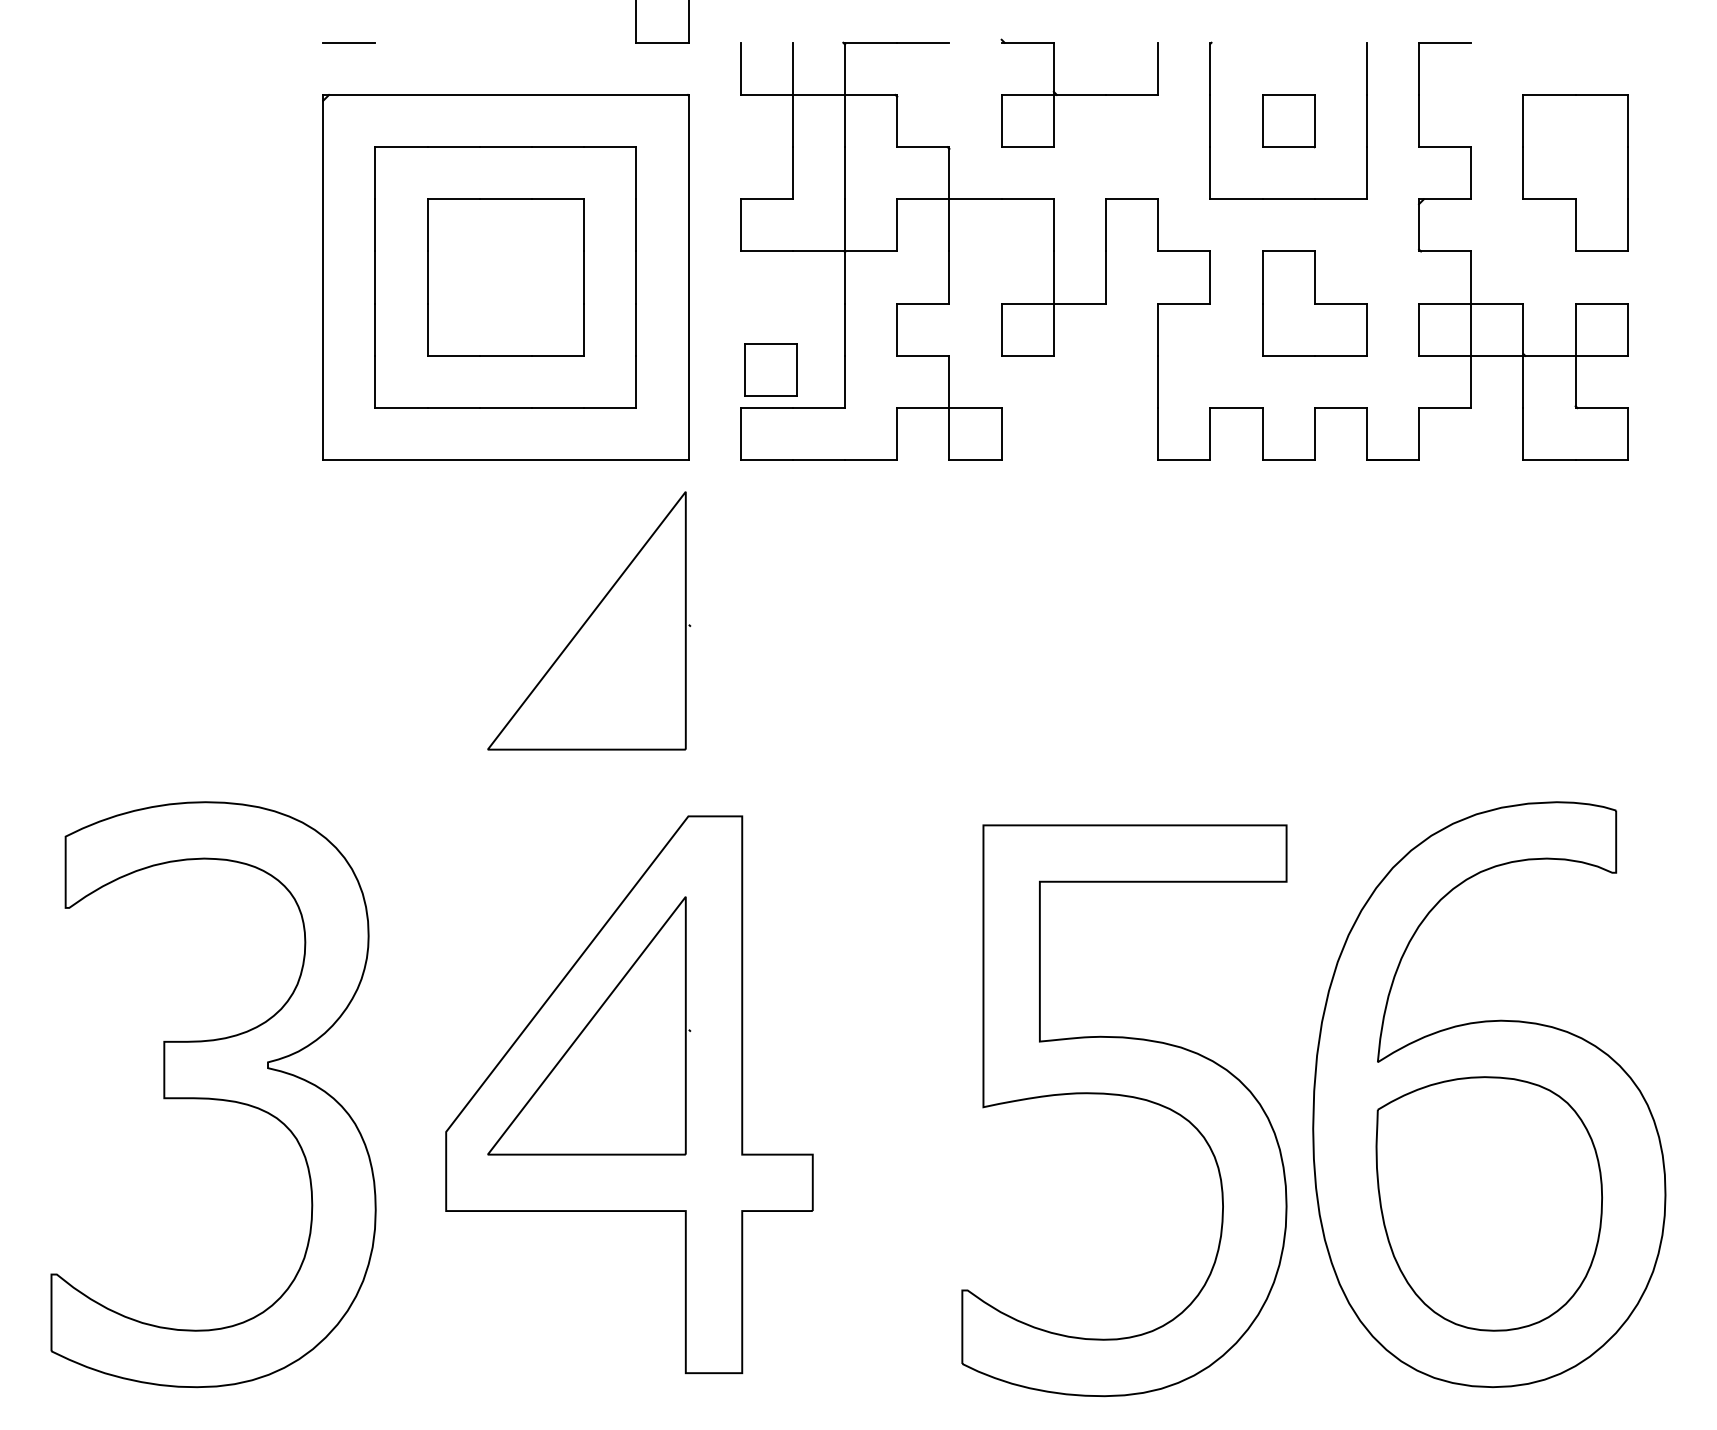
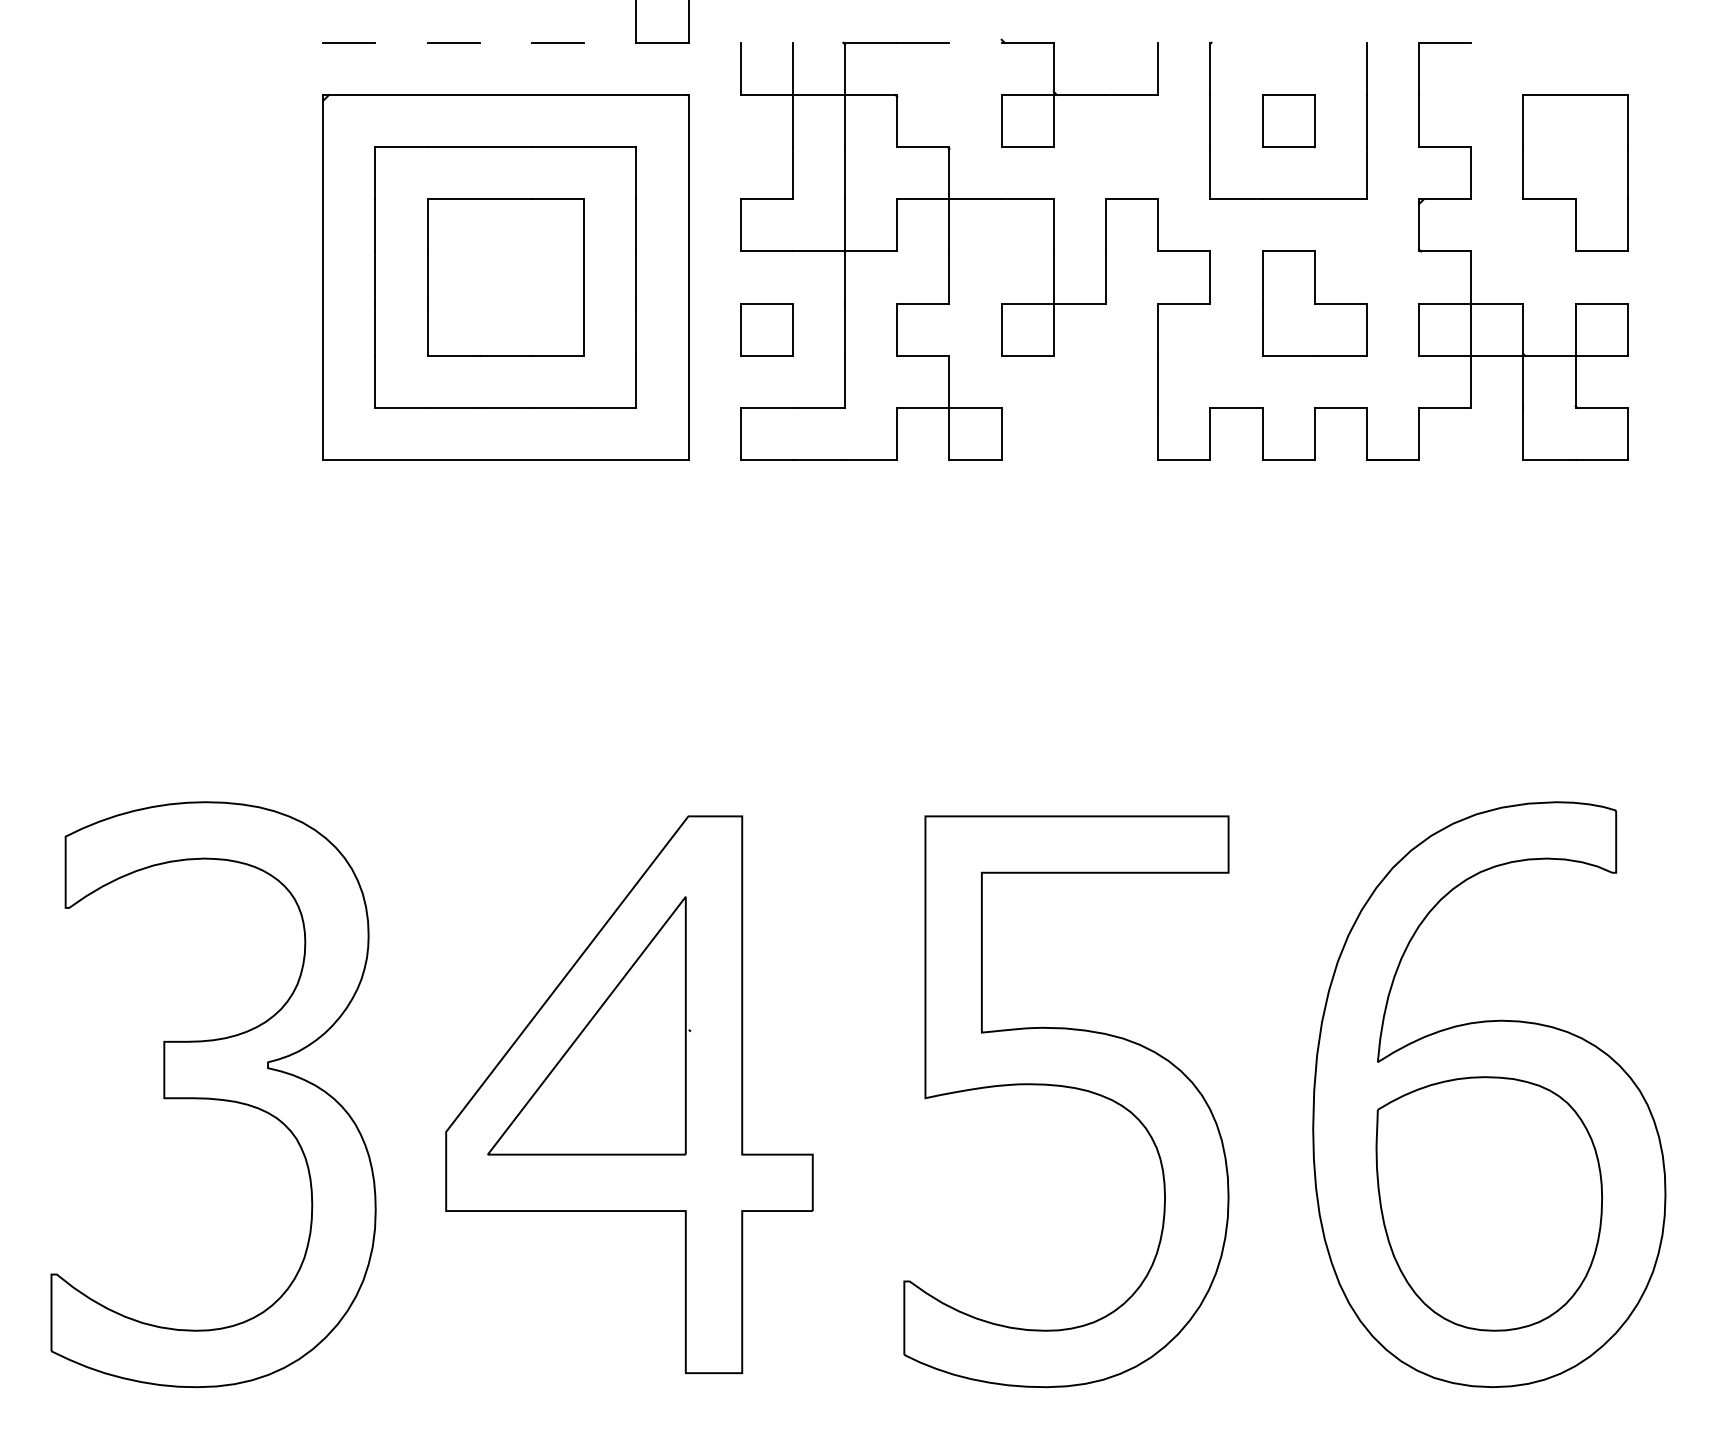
line: none -> present (453, 42)
line: none -> present (557, 42)
part position: (770, 369) -> (766, 329) (766, 329)
part: present -> none (589, 620)
part position: (1127, 1097) -> (1069, 1088) (1069, 1088)
